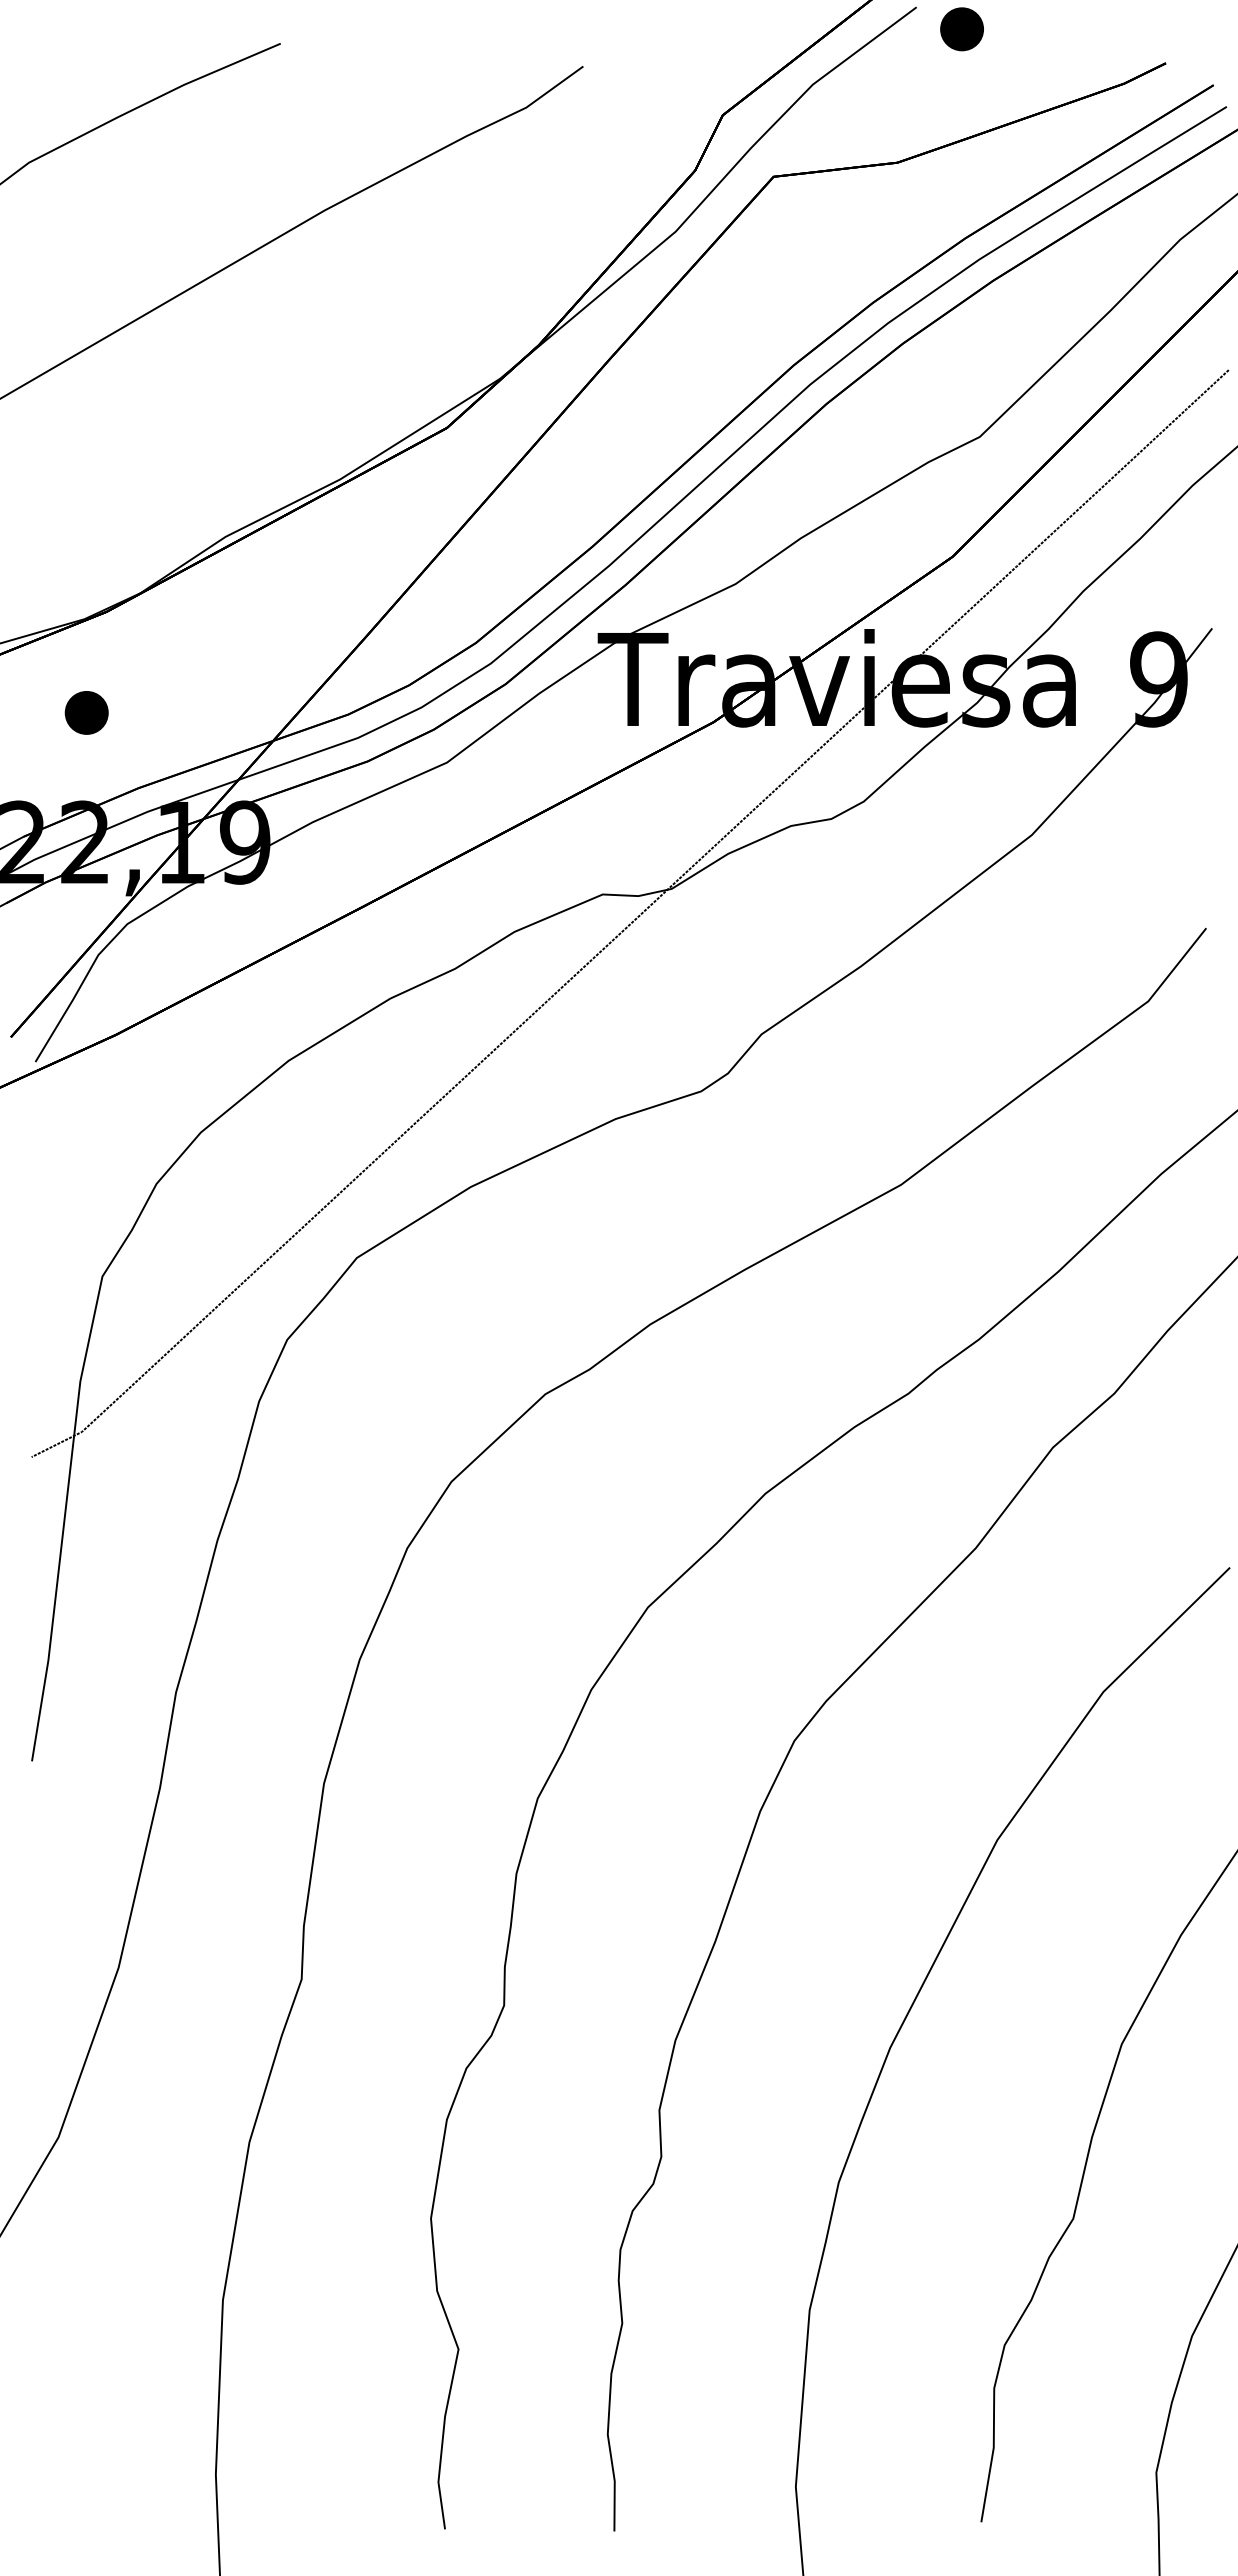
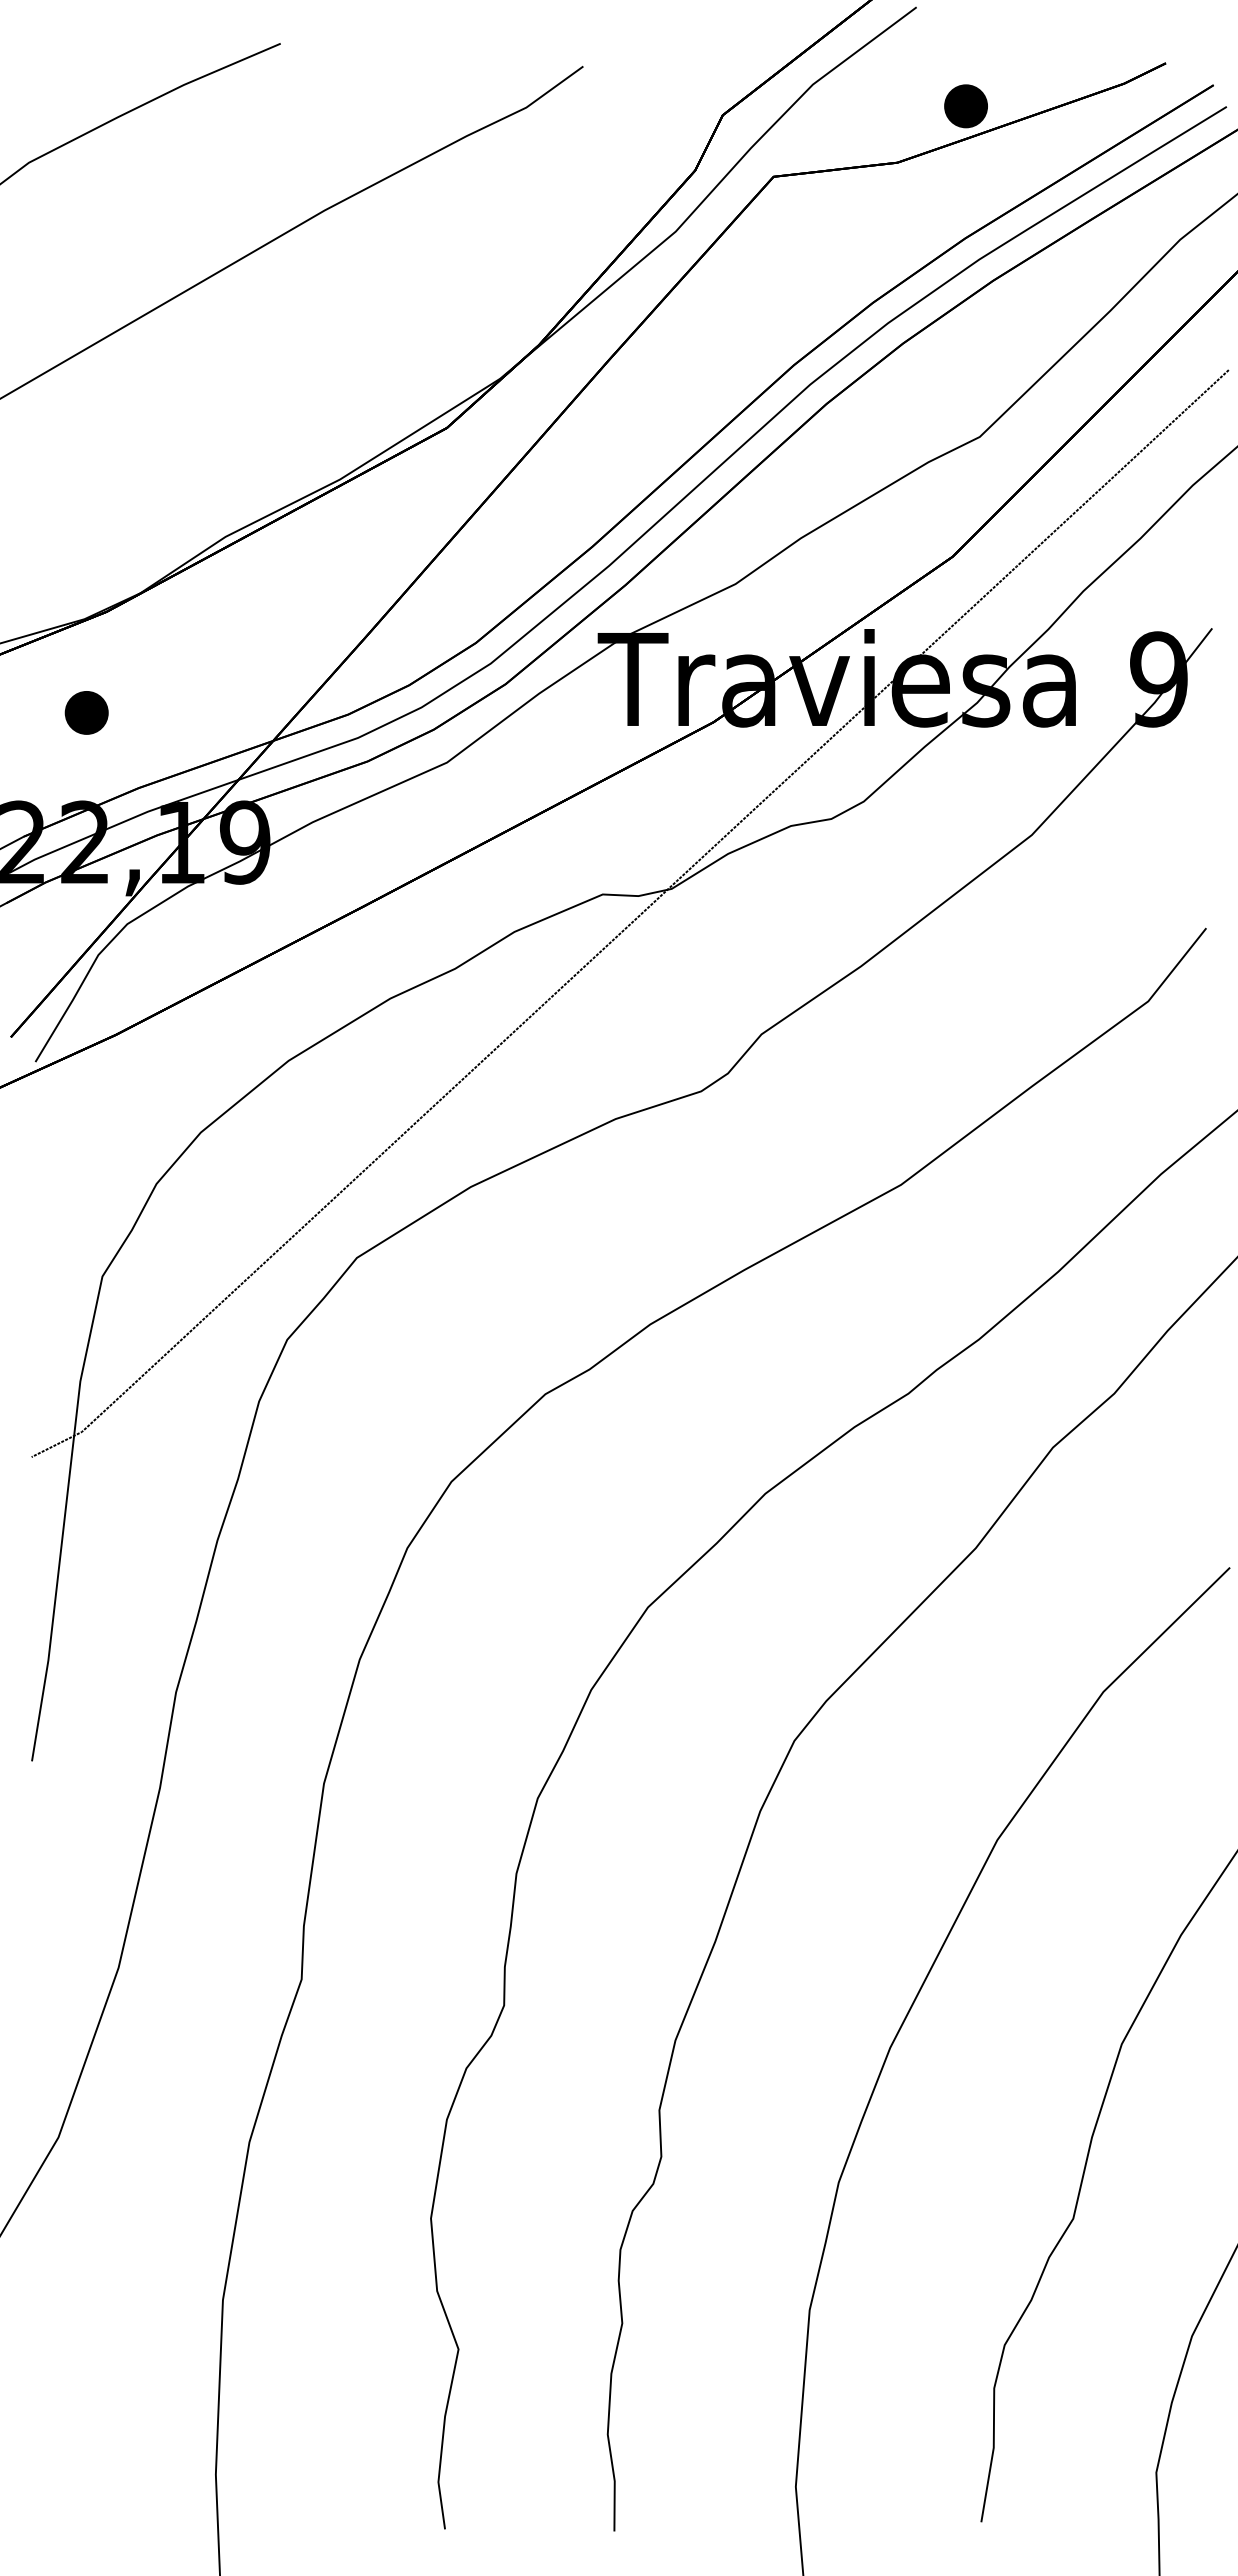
part position: (961, 29) -> (965, 106) (965, 106)
